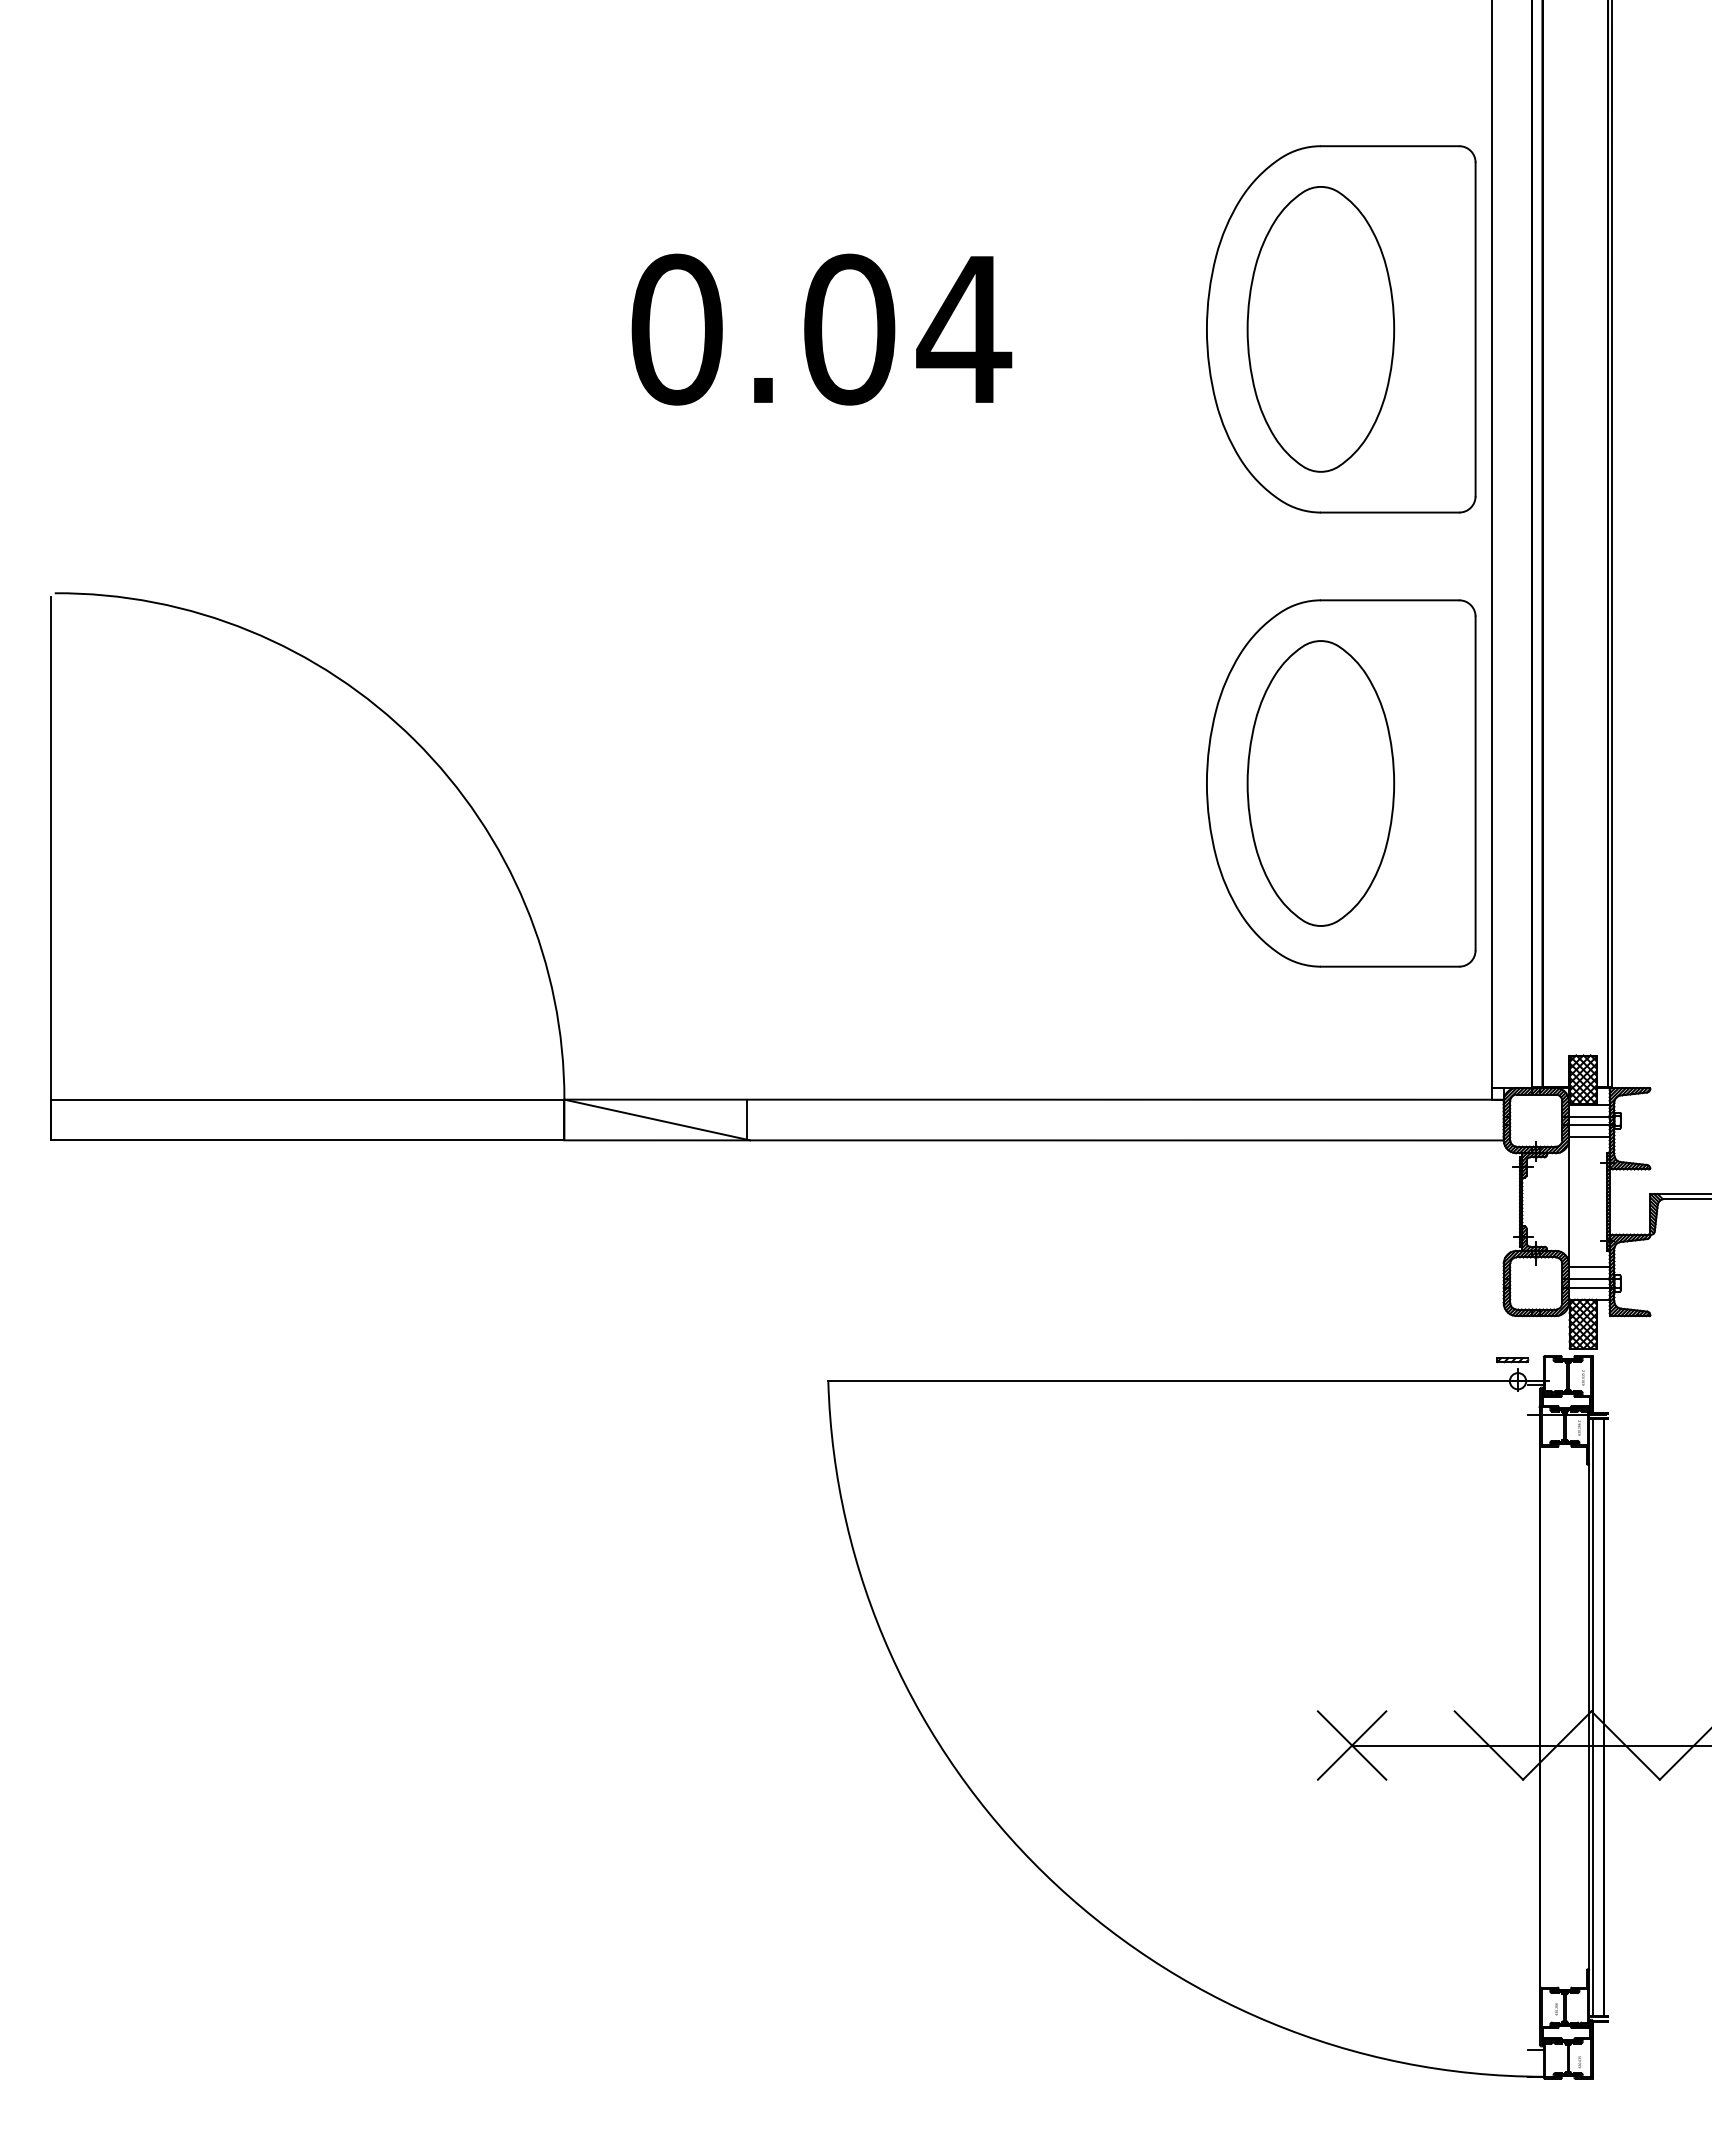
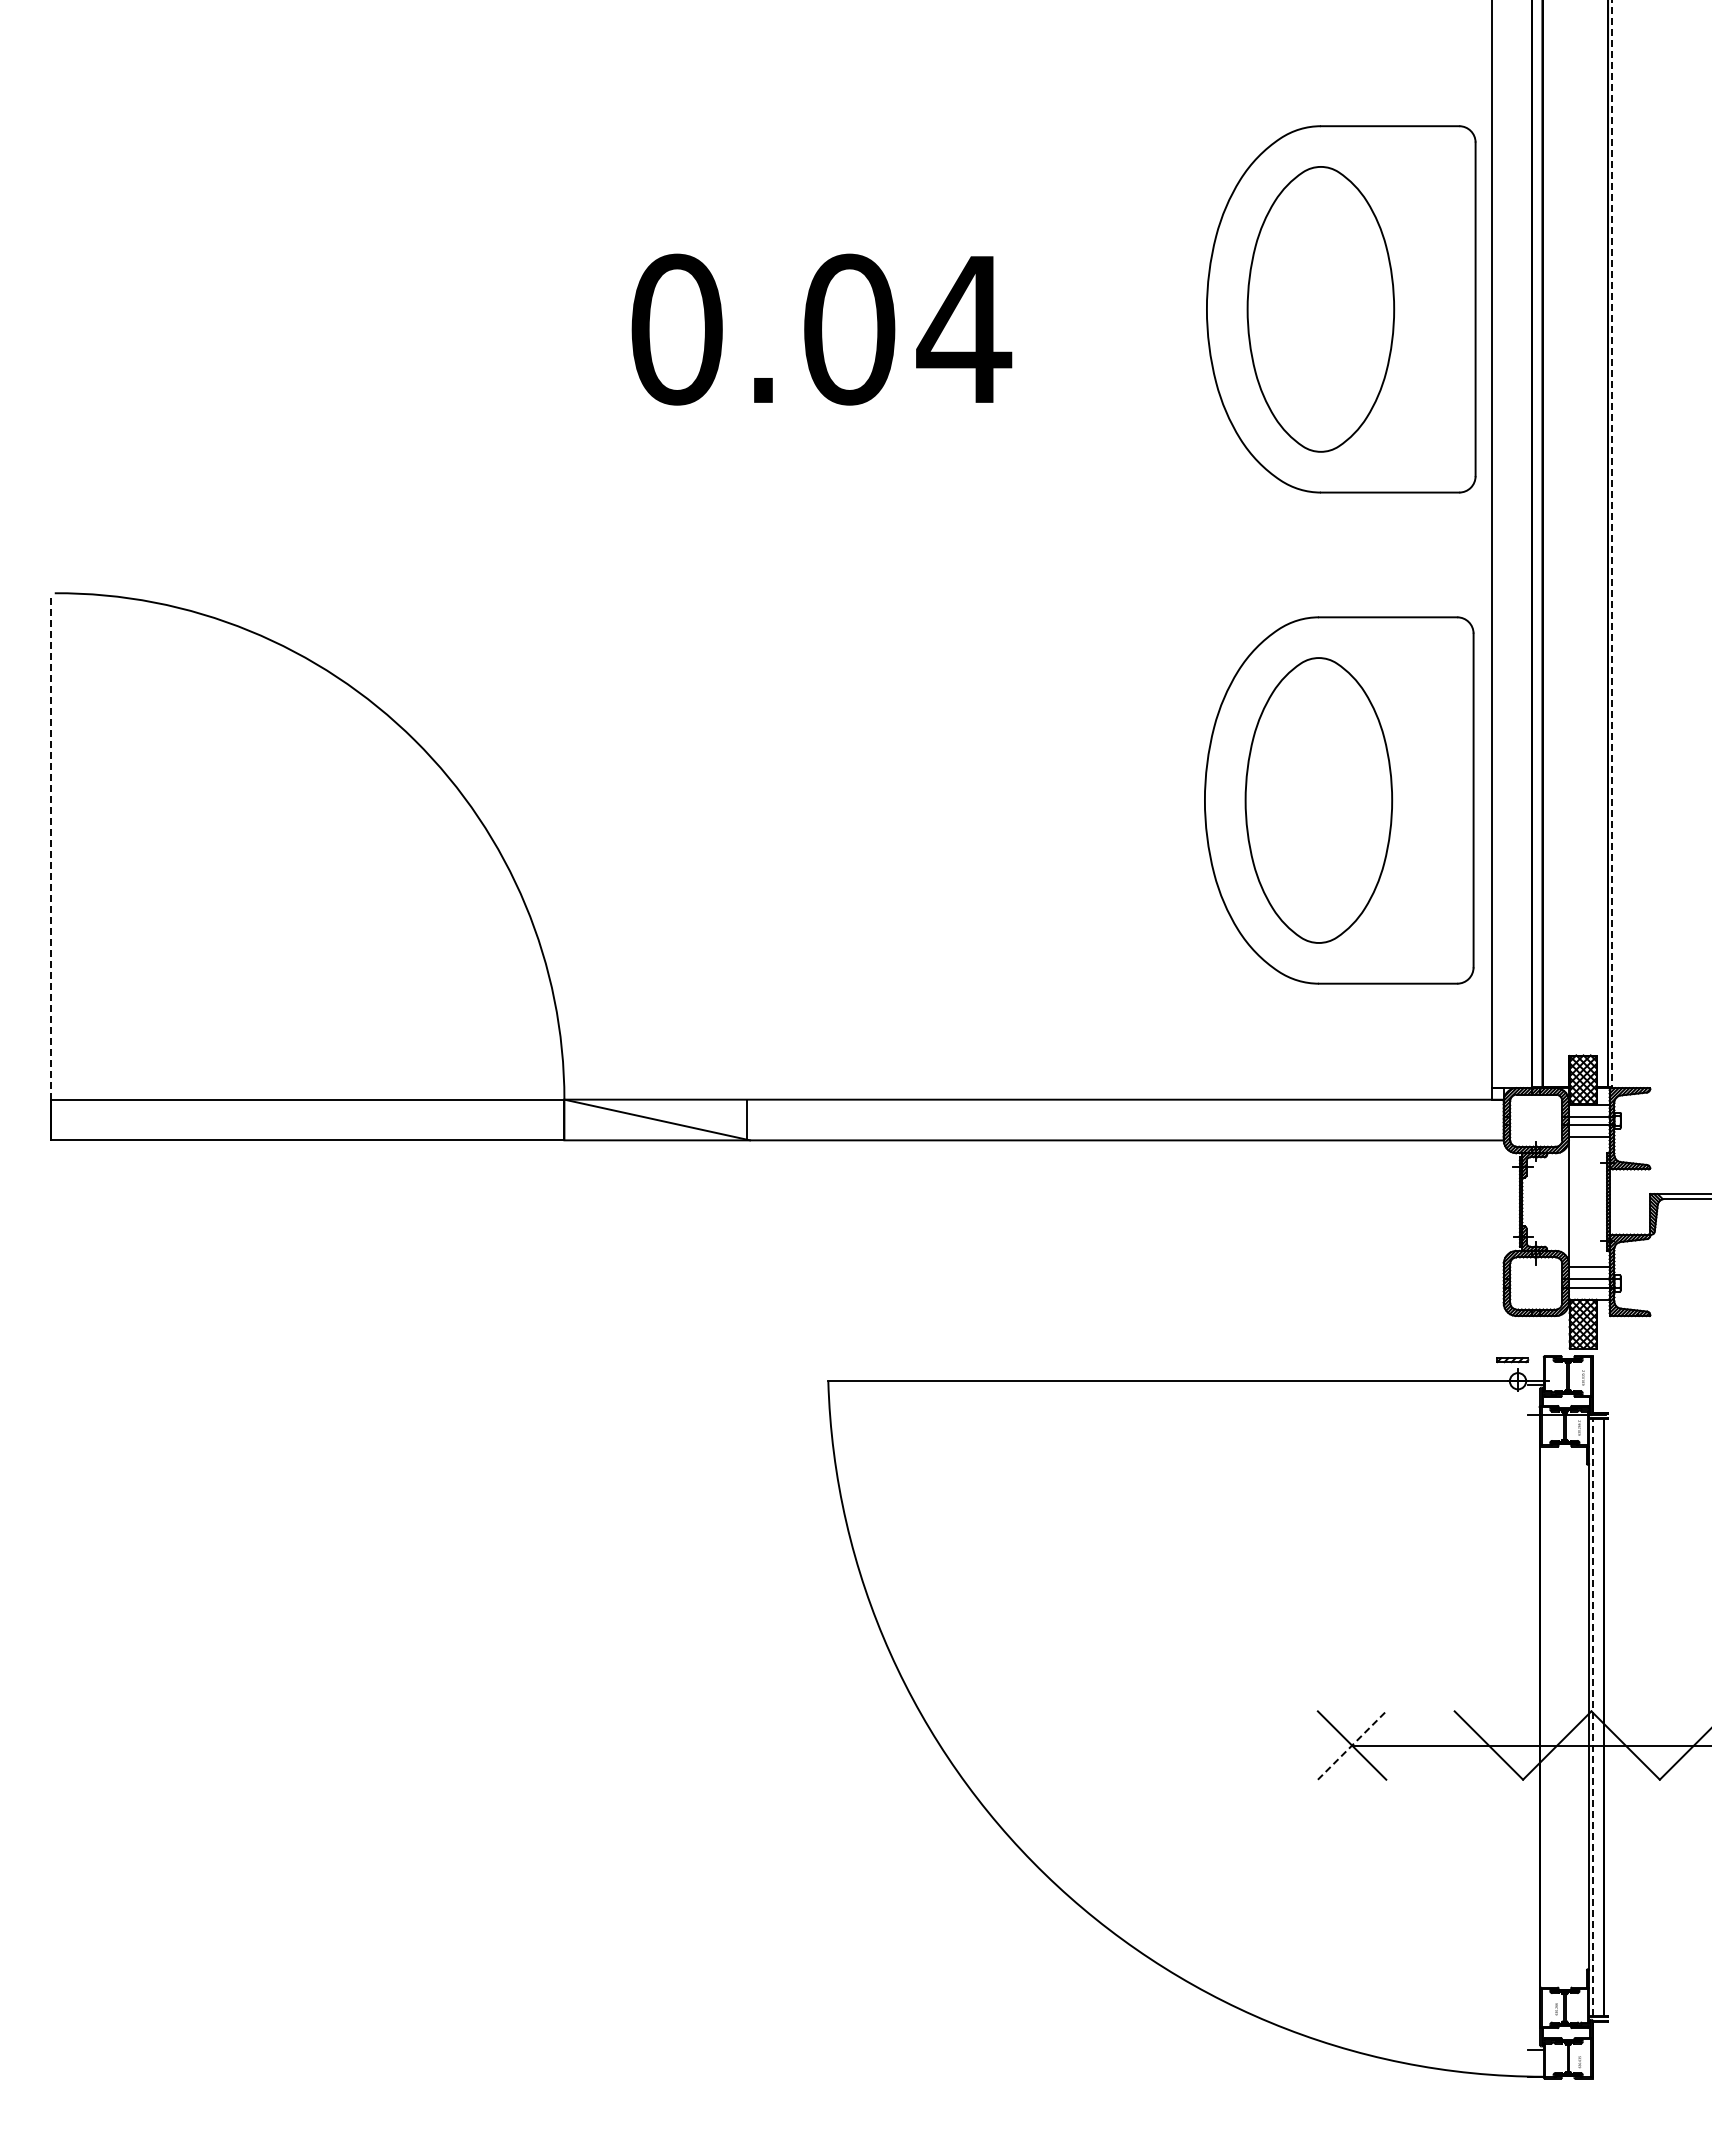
part position: (1341, 329) -> (1341, 309) (1341, 309)
line: solid -> dashed (1612, 543)
part position: (1341, 783) -> (1339, 800) (1339, 800)
line: solid -> dashed (51, 847)
line: solid -> dashed (1593, 1717)
line: solid -> dashed (1352, 1745)
